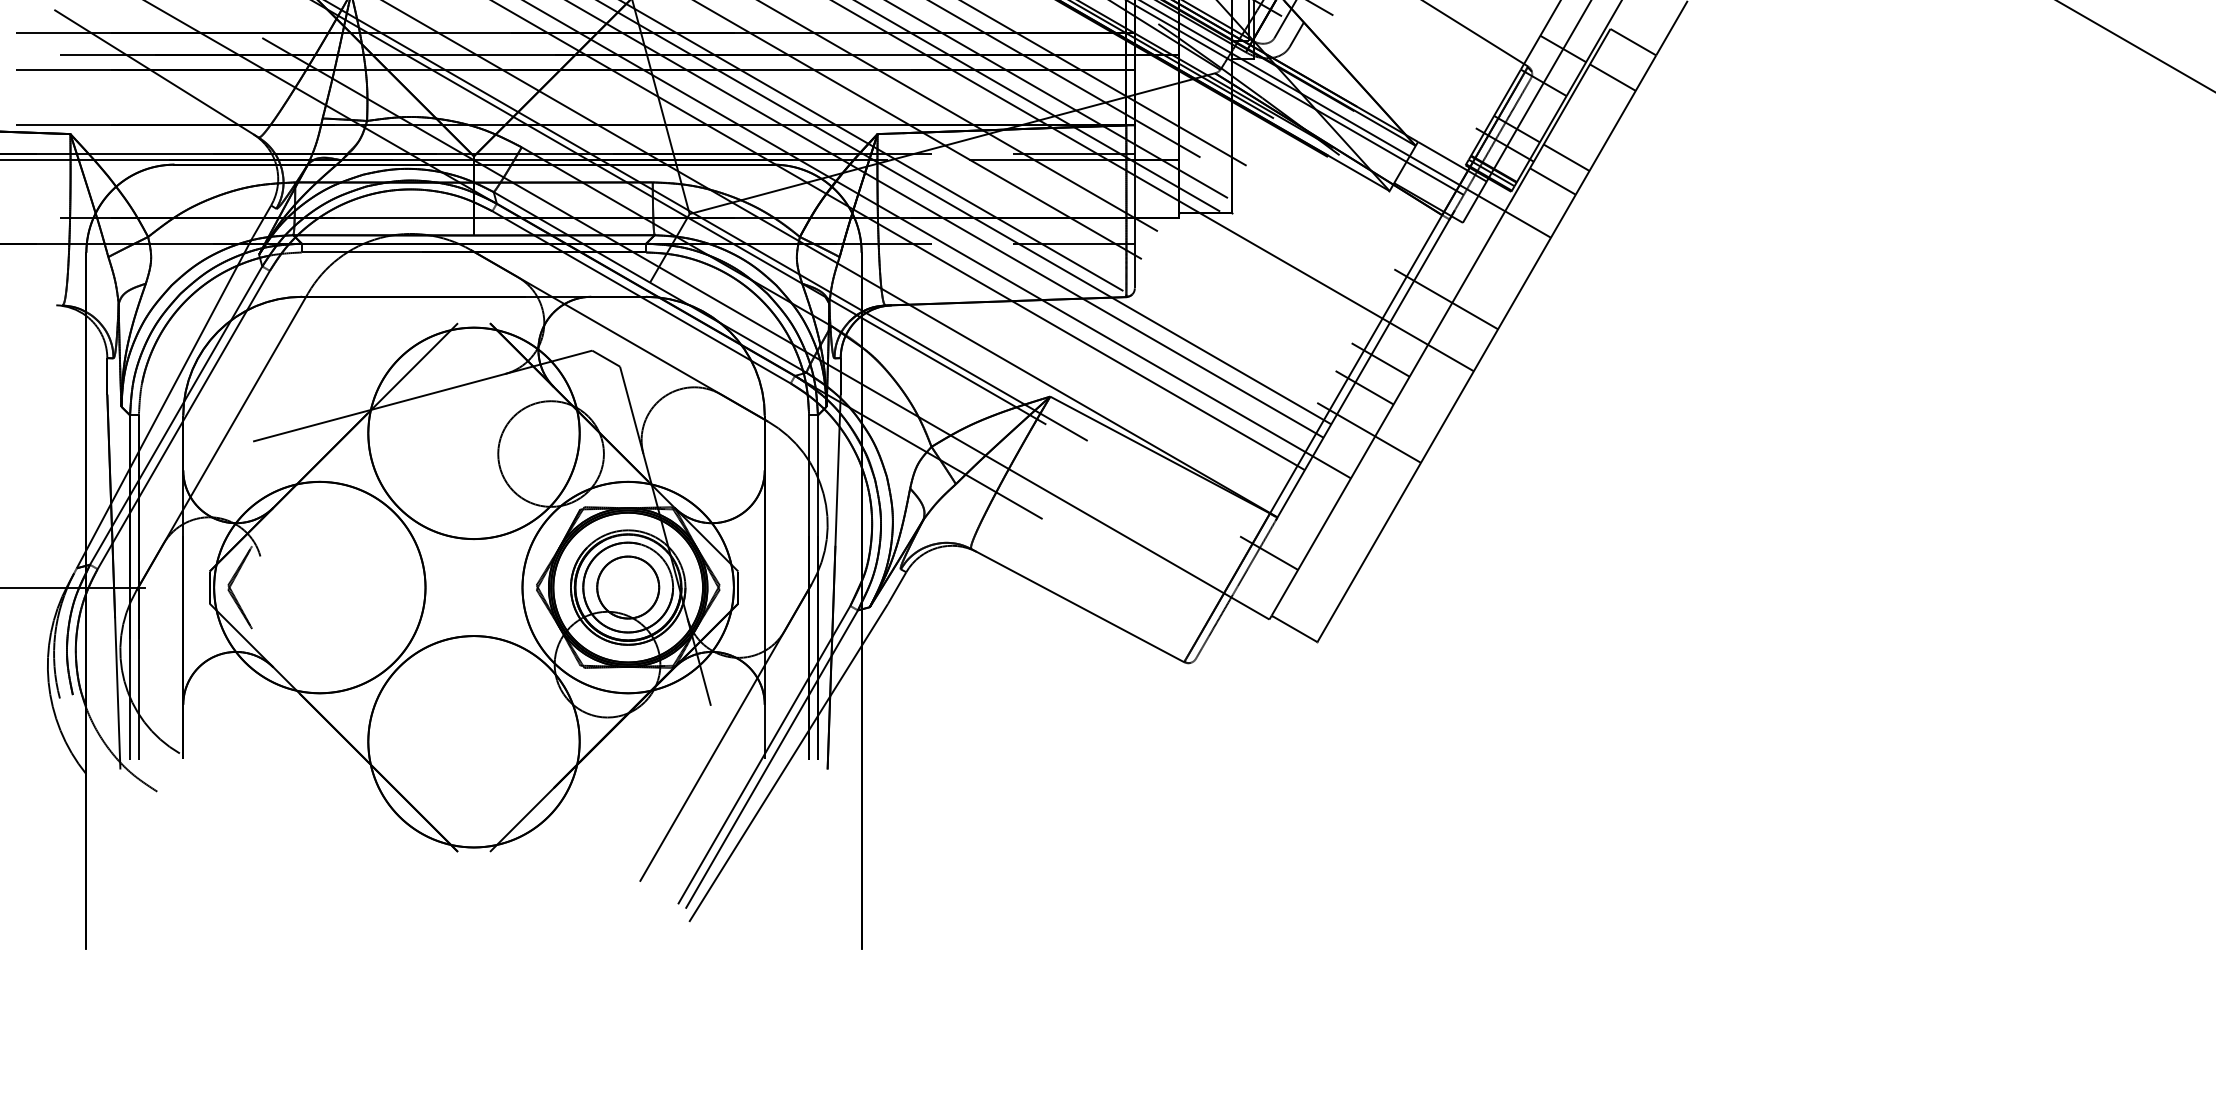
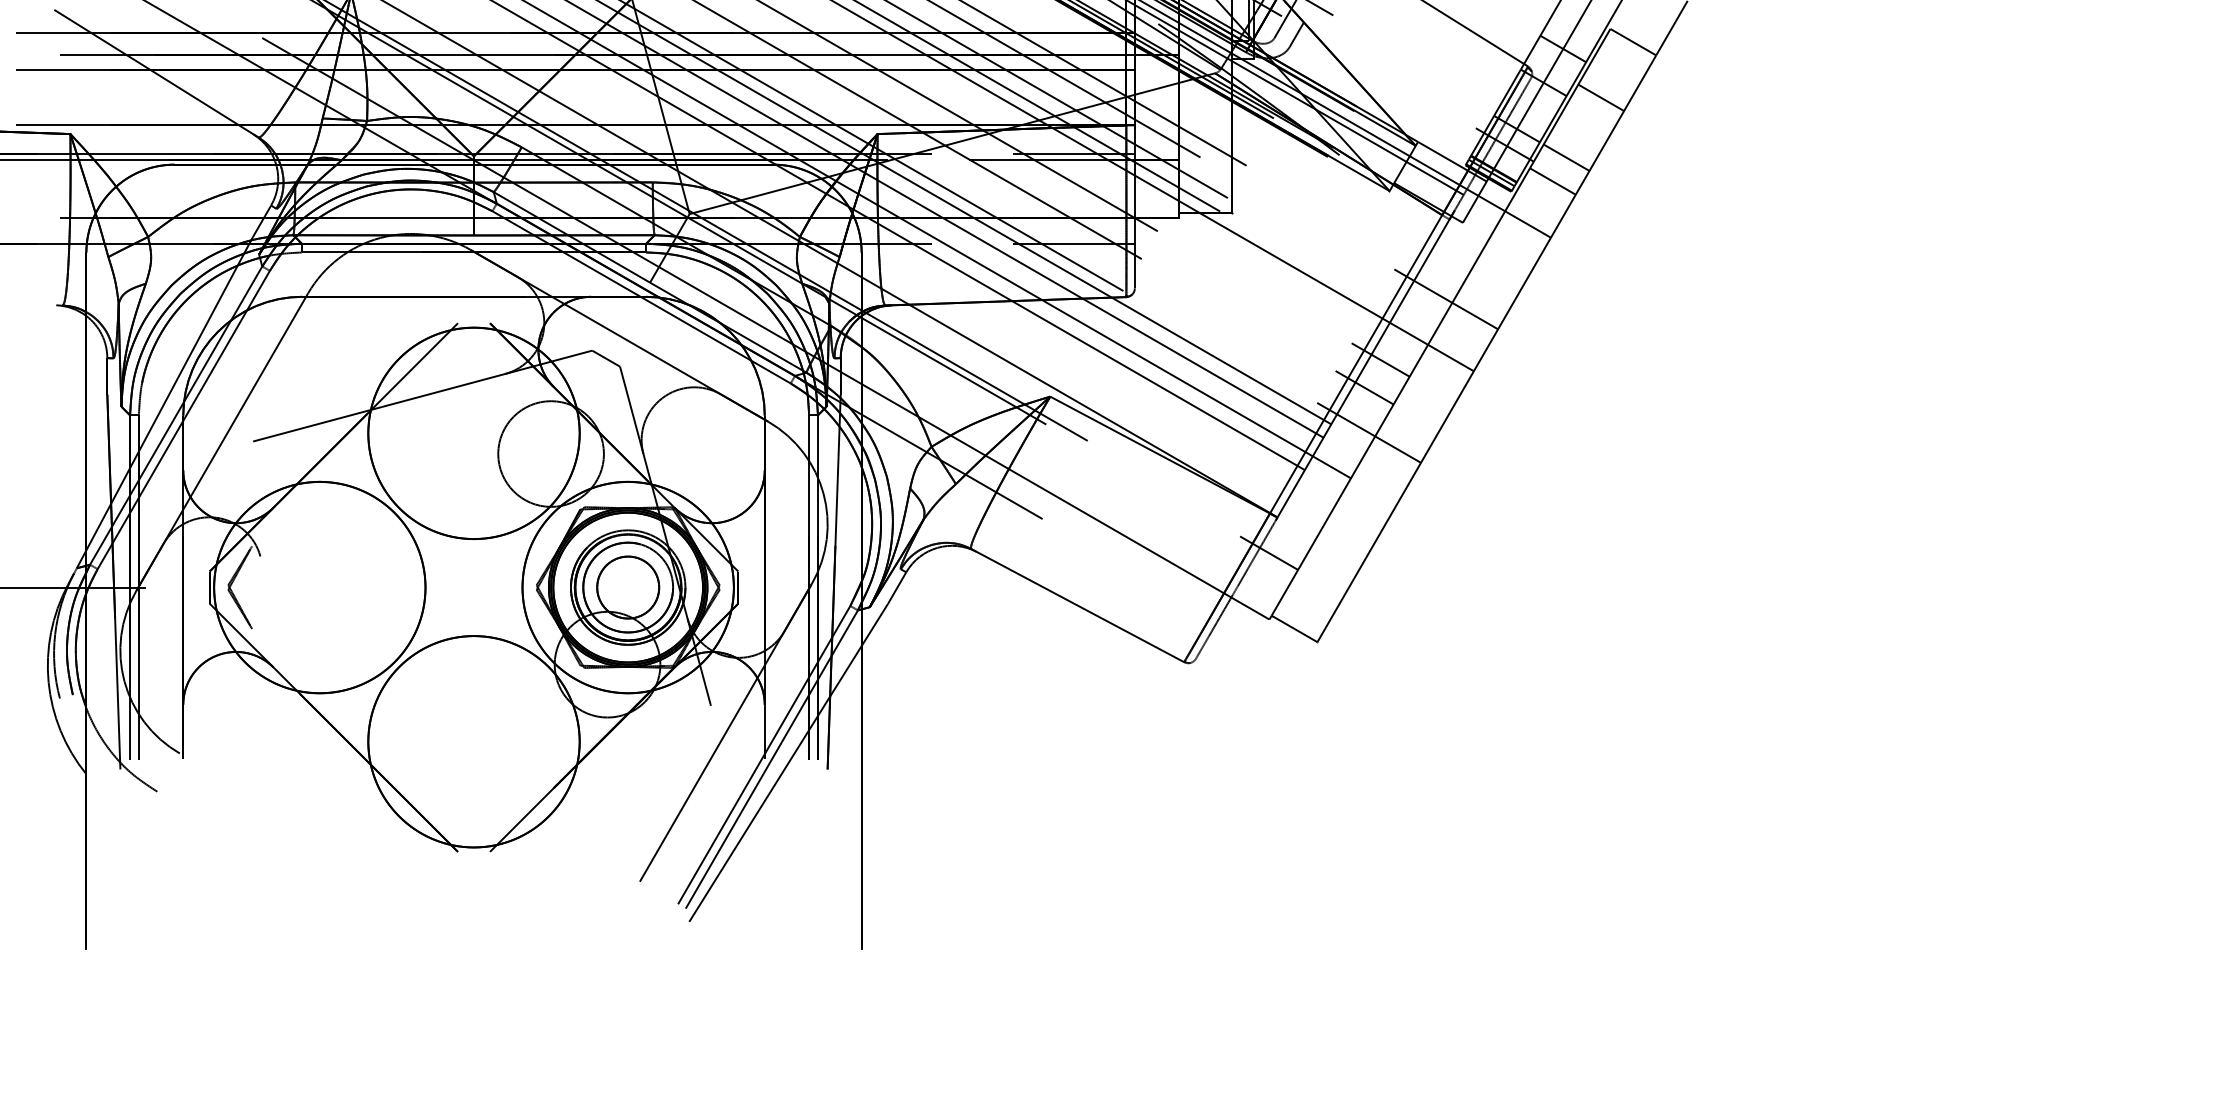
line: present -> none (2135, 46)
line position: (1612, 77) -> (1600, 97) (1600, 97)
